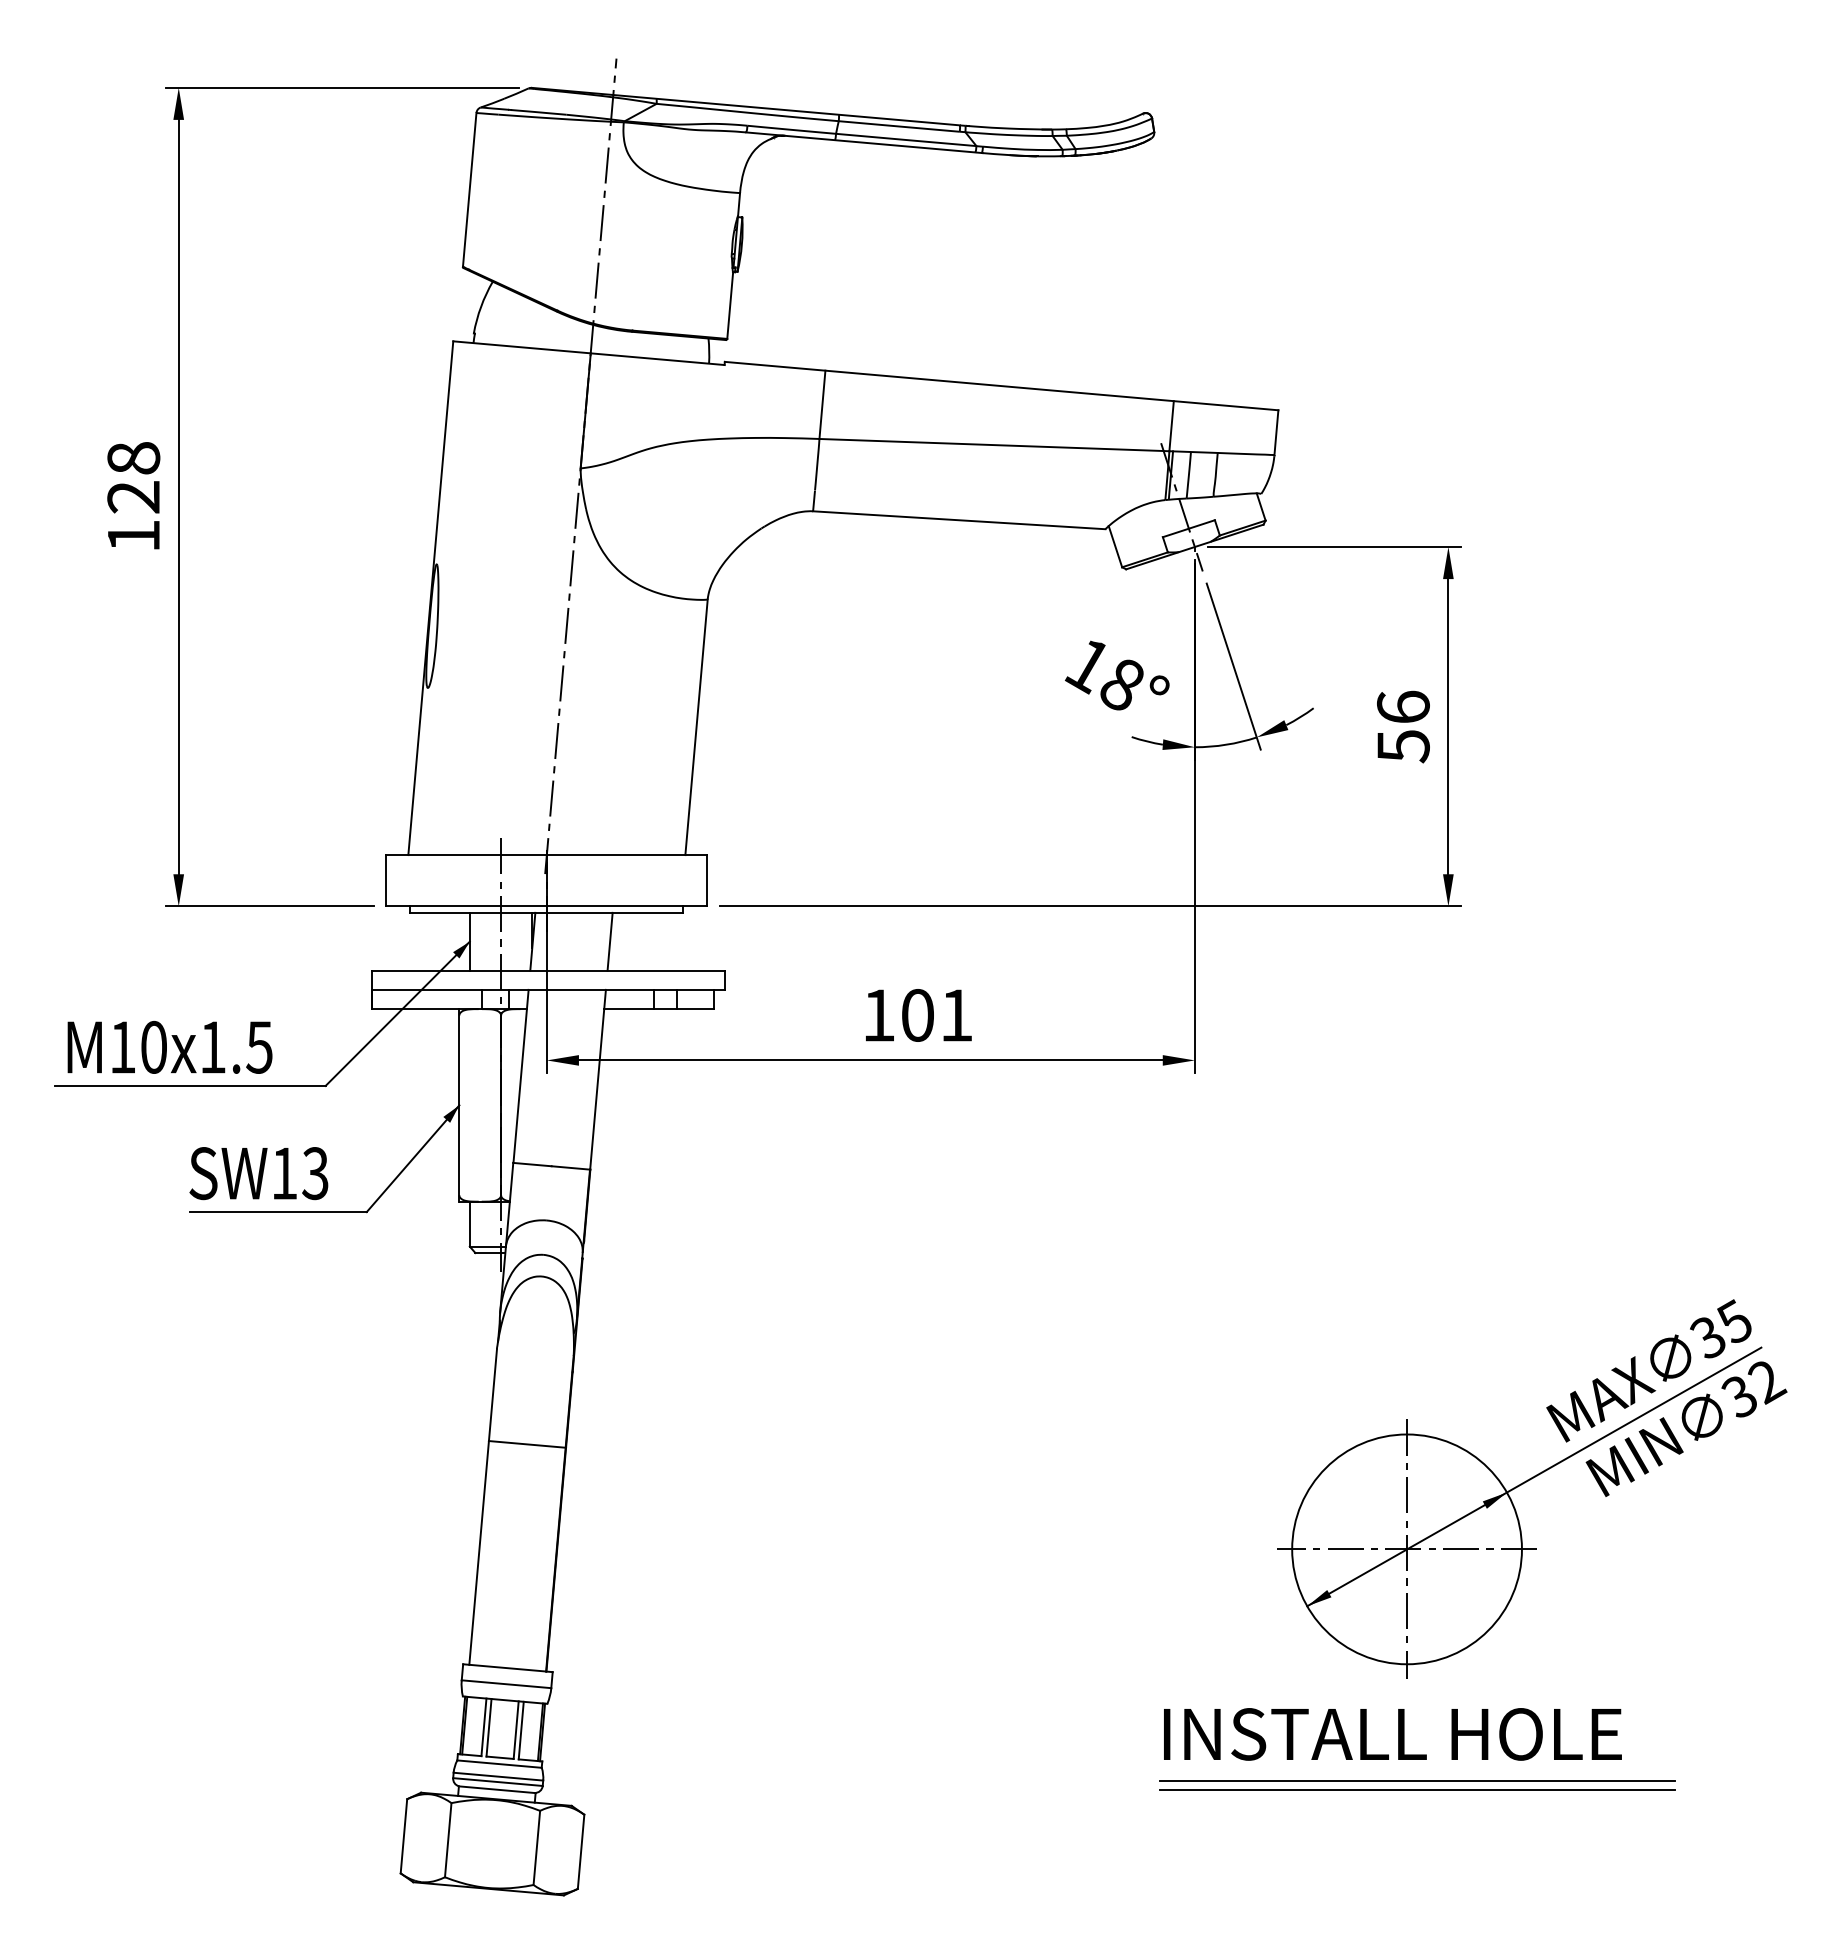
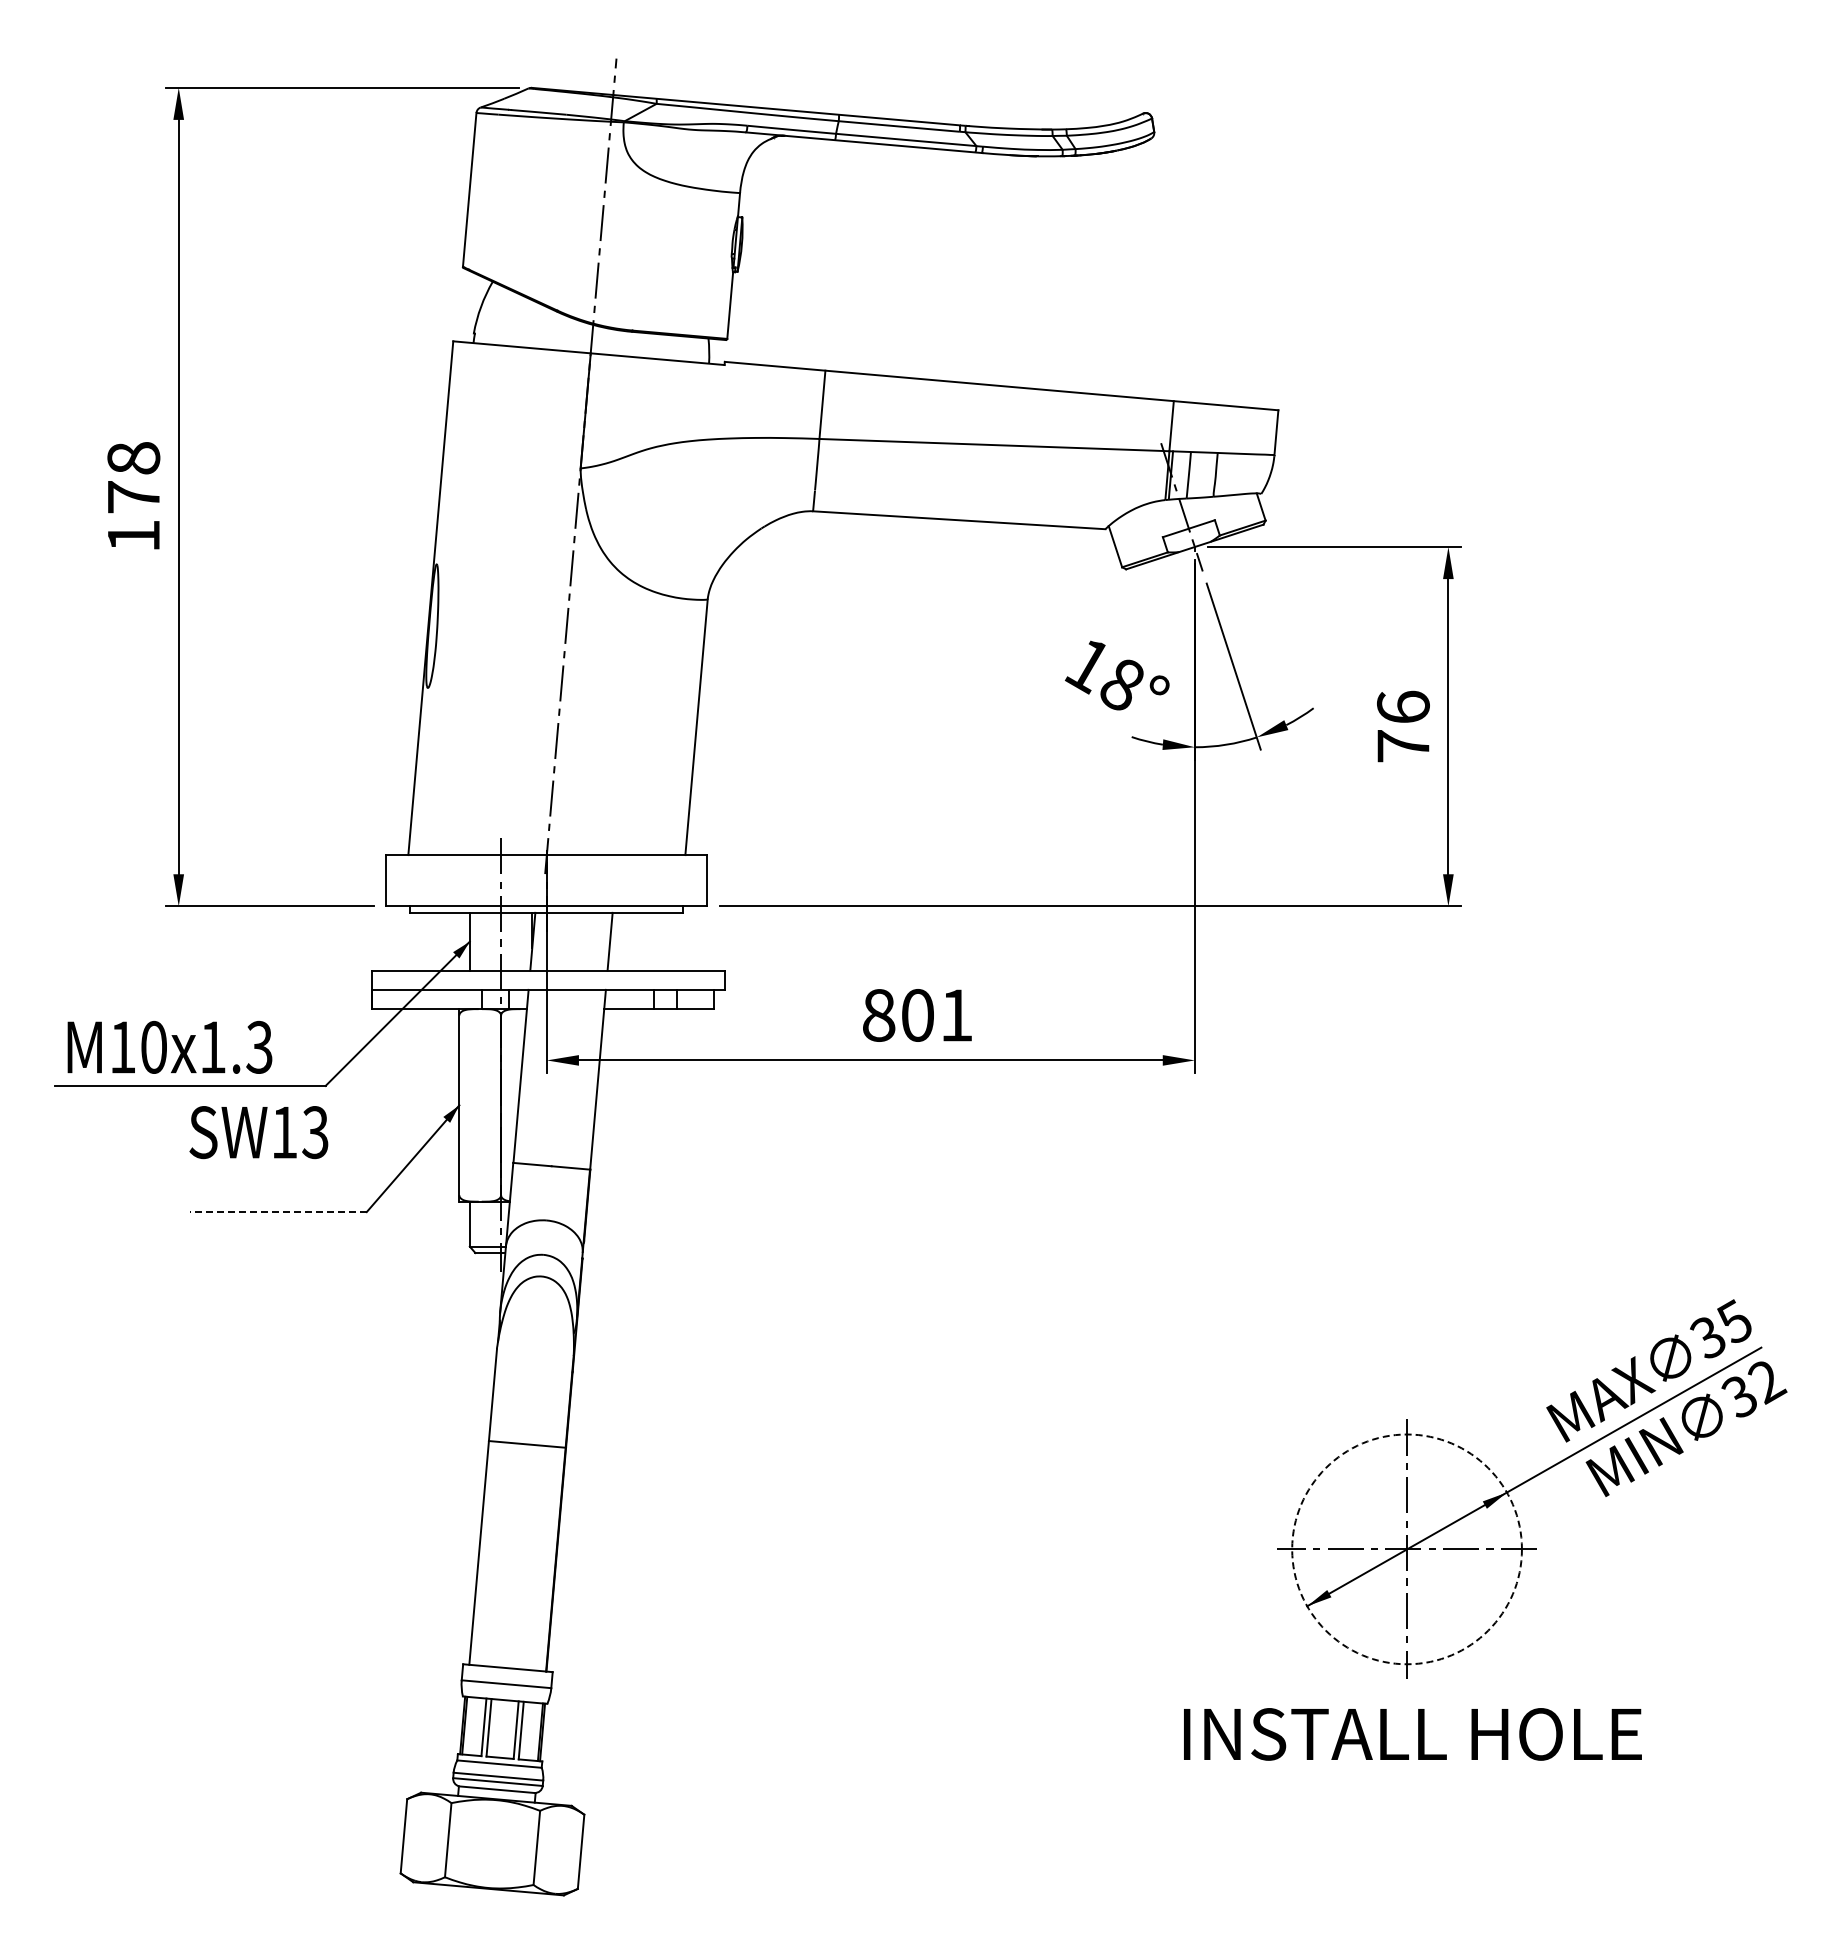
text: 128 -> 178 (133, 497)
text: 56 -> 76 (1403, 746)
text: 101 -> 801 (879, 1015)
text: M10x1.5 -> M10x1.3 (259, 1046)
text position: (258, 1173) -> (258, 1132) (258, 1132)
line: solid -> dashed (278, 1212)
circle: solid -> dashed (1406, 1549)
text position: (1392, 1734) -> (1412, 1734) (1412, 1734)
line: present -> none (1417, 1780)
line: present -> none (1417, 1790)
